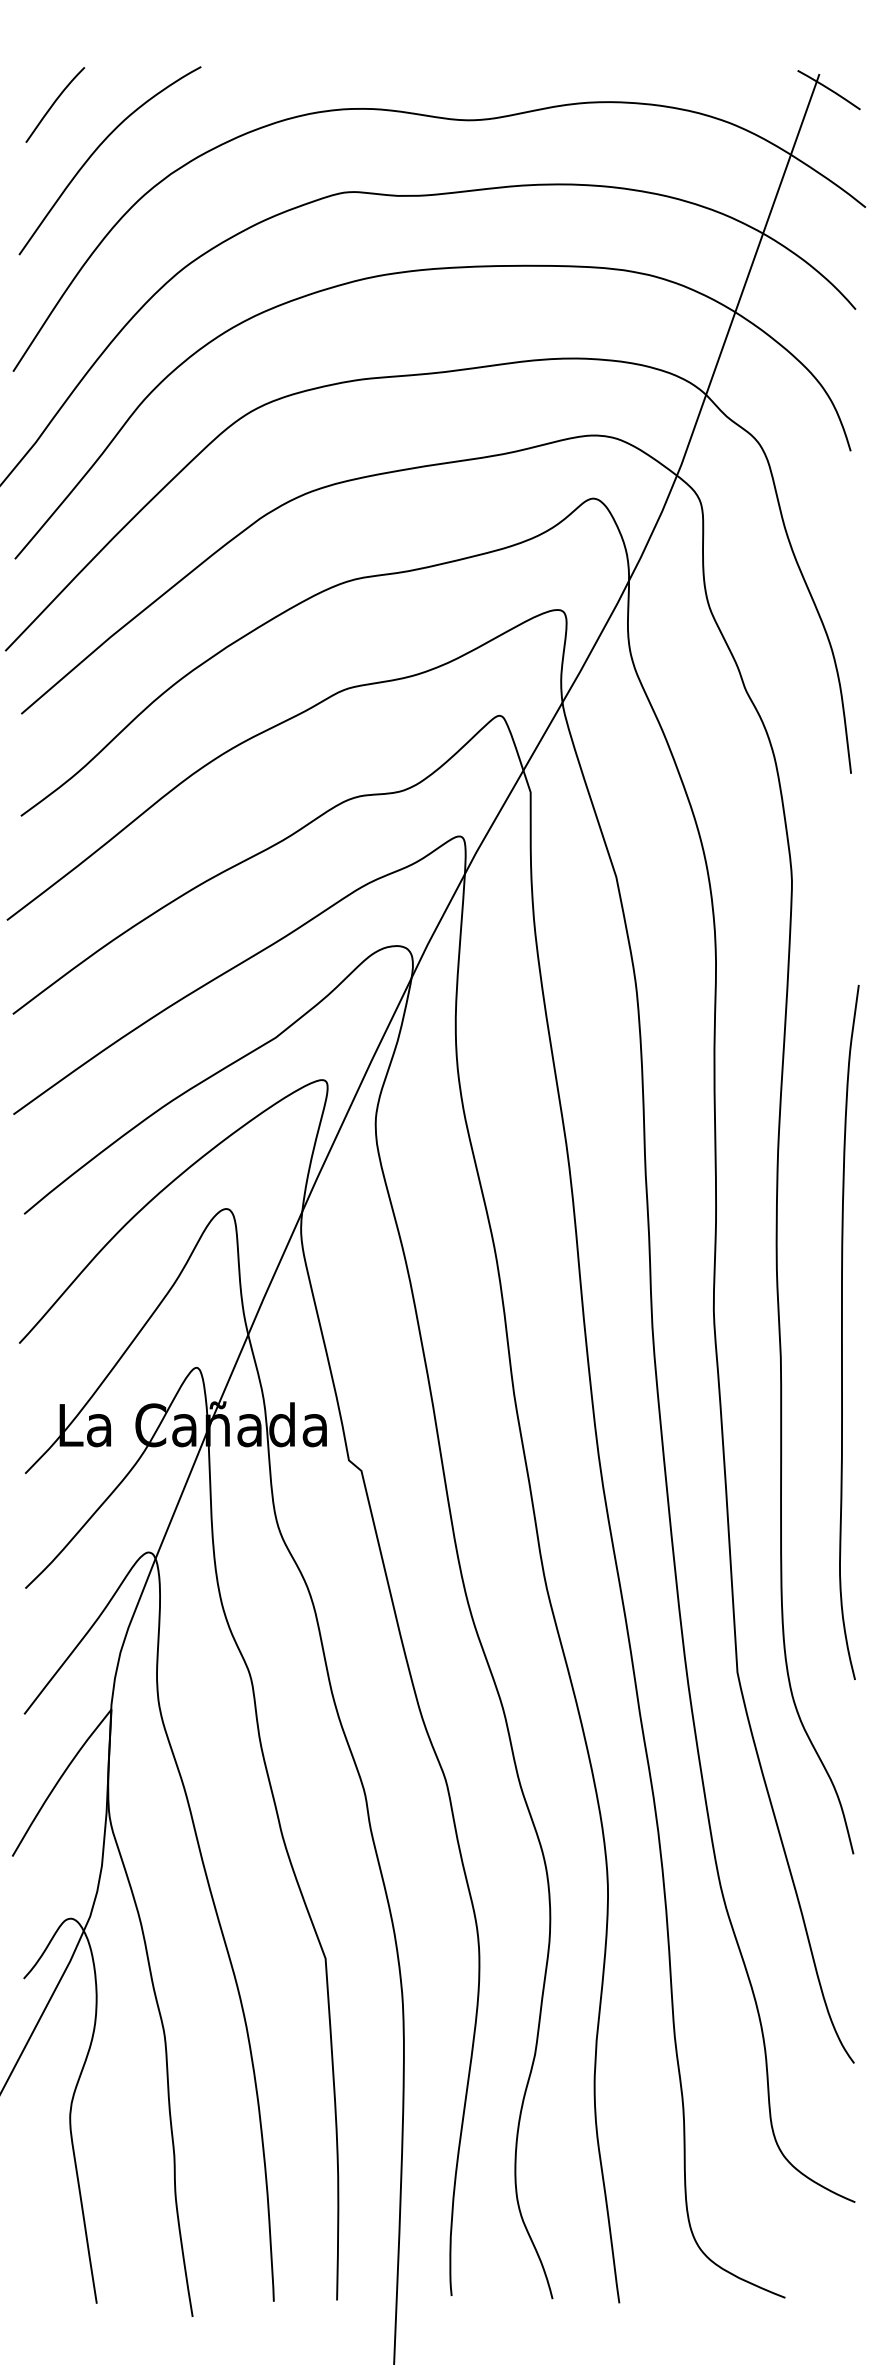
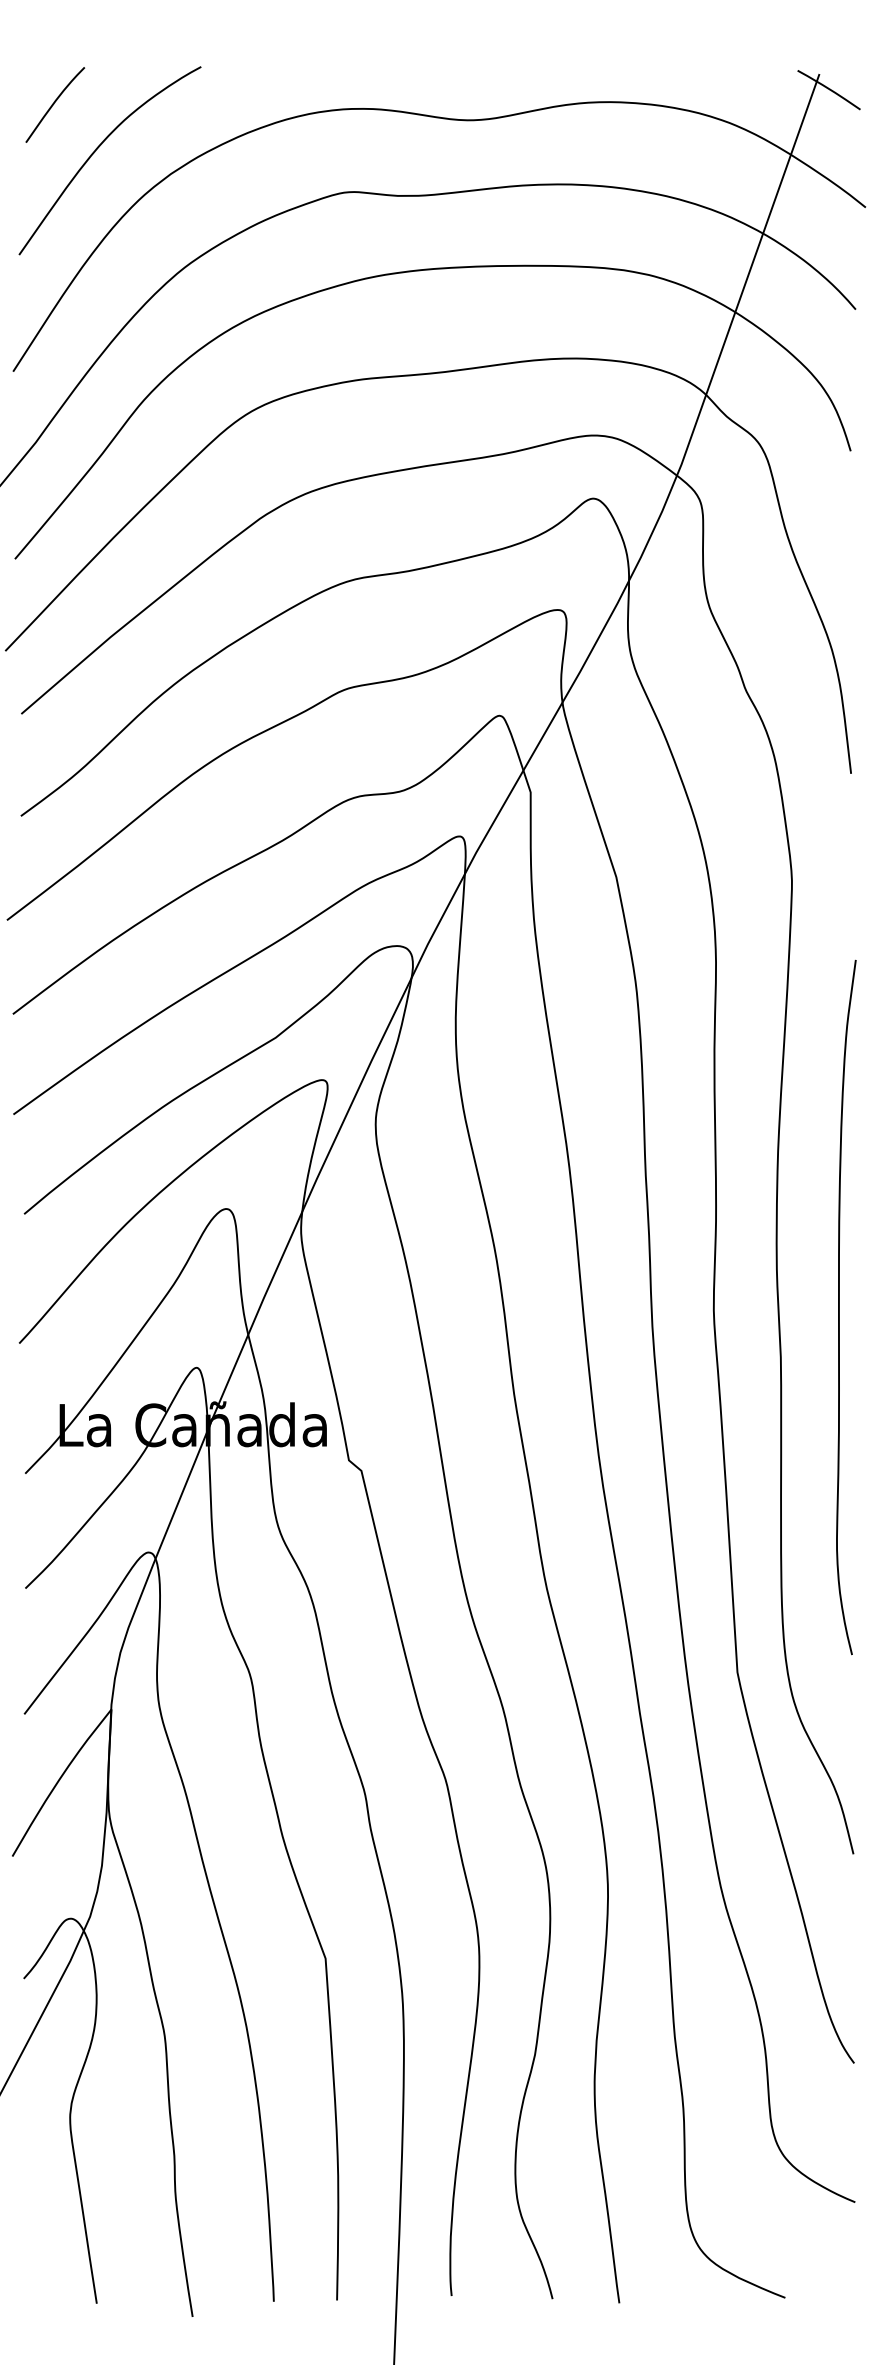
curve position: (842, 1332) -> (839, 1307) (839, 1307)
